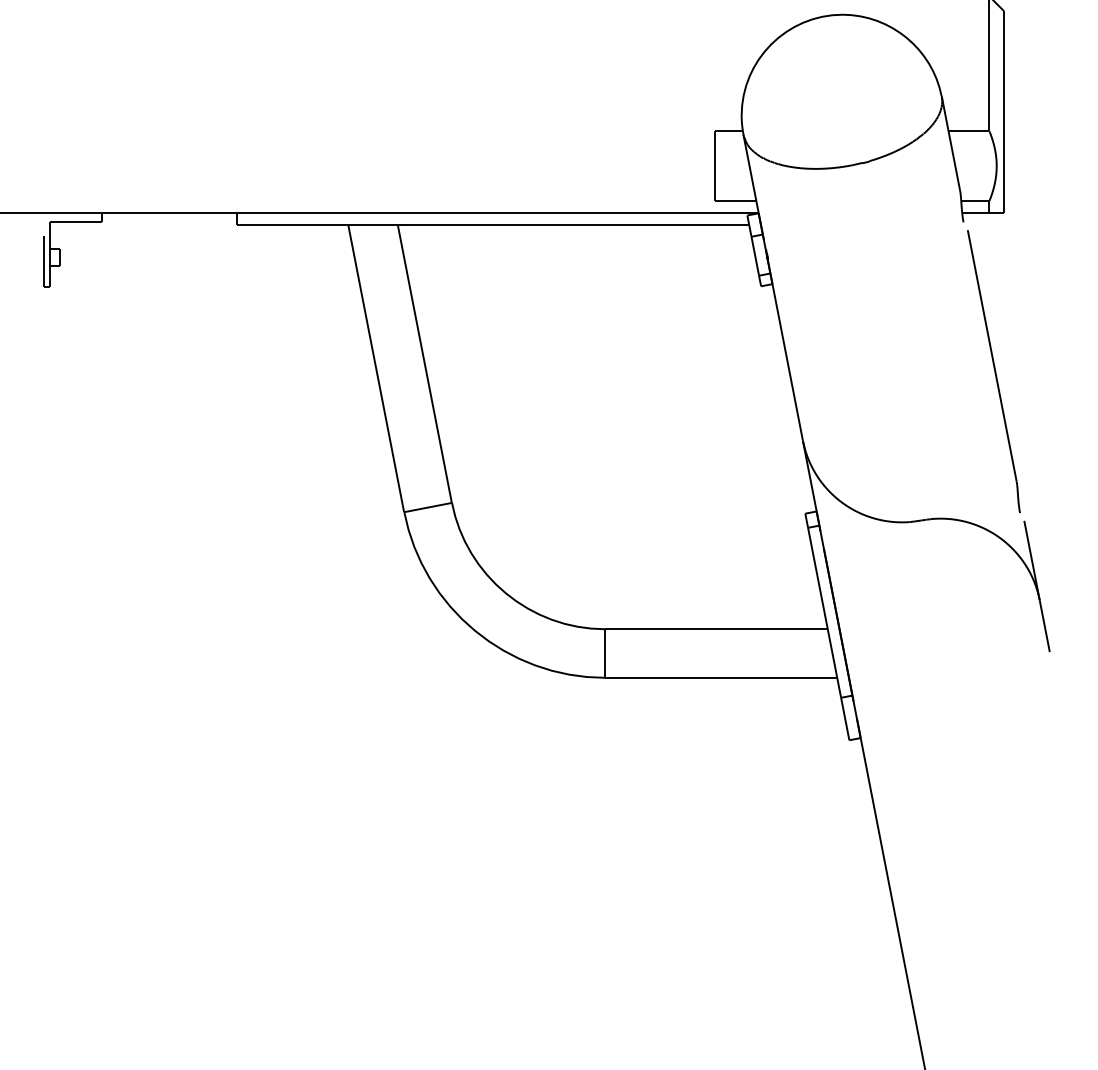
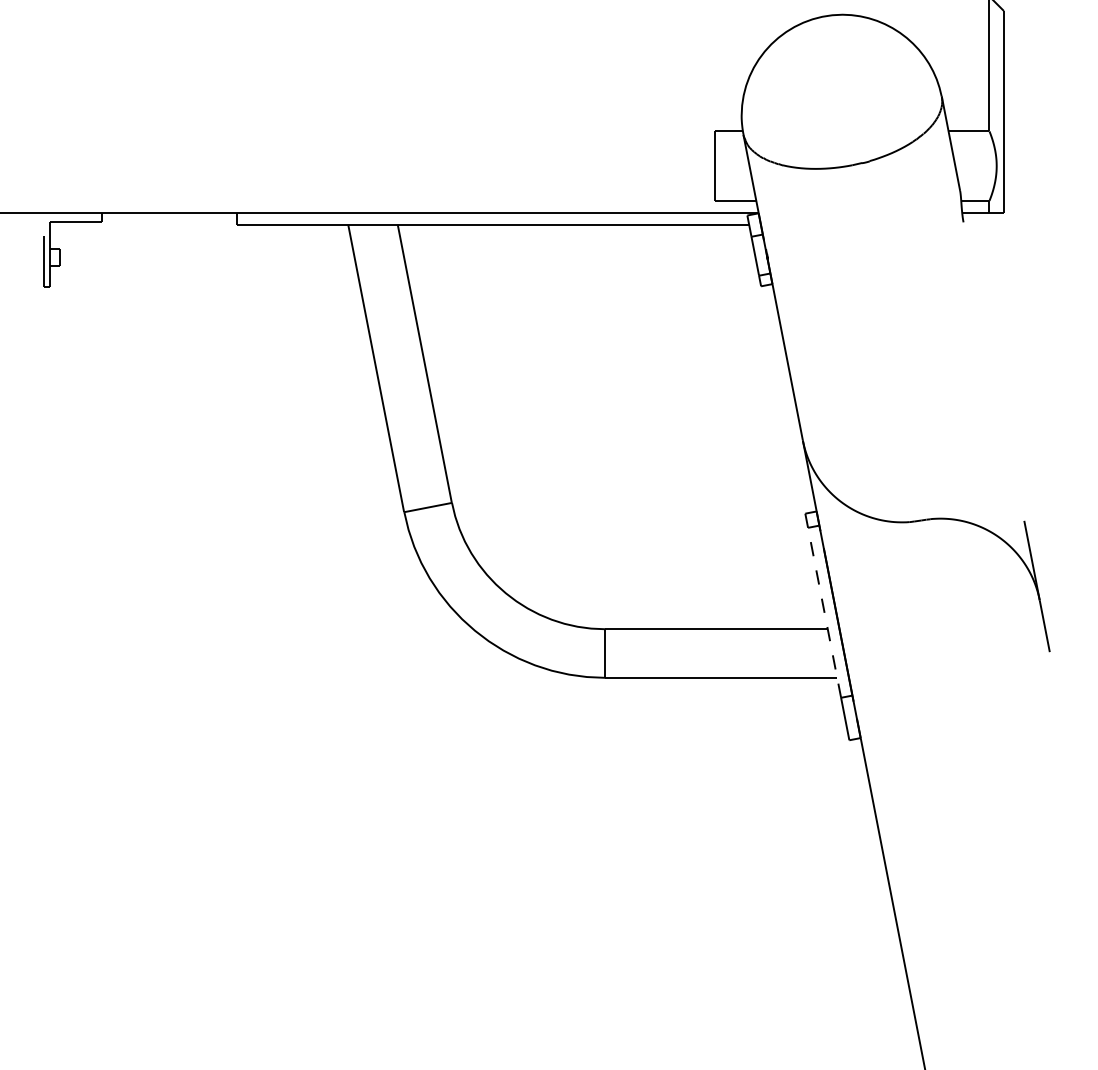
part: present -> none (993, 371)
line: solid -> dashed (824, 612)
